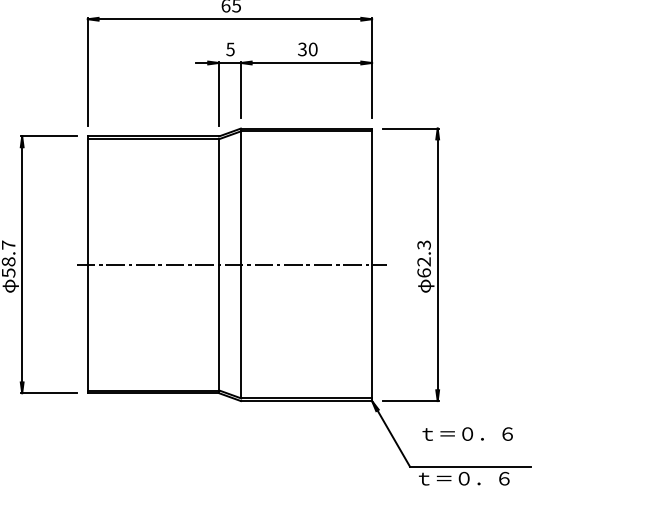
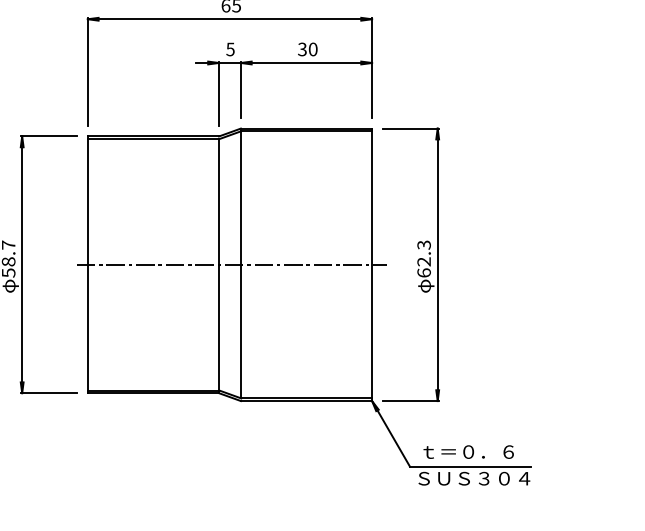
text position: (467, 433) -> (468, 451) (468, 451)
text: ｔ＝０．６ -> ＳＵＳ３０４ (474, 478)
